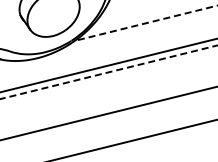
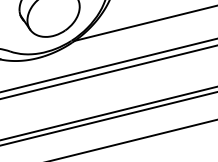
line: dashed -> solid (146, 23)
line: dashed -> solid (108, 72)
line: none -> present (108, 118)
